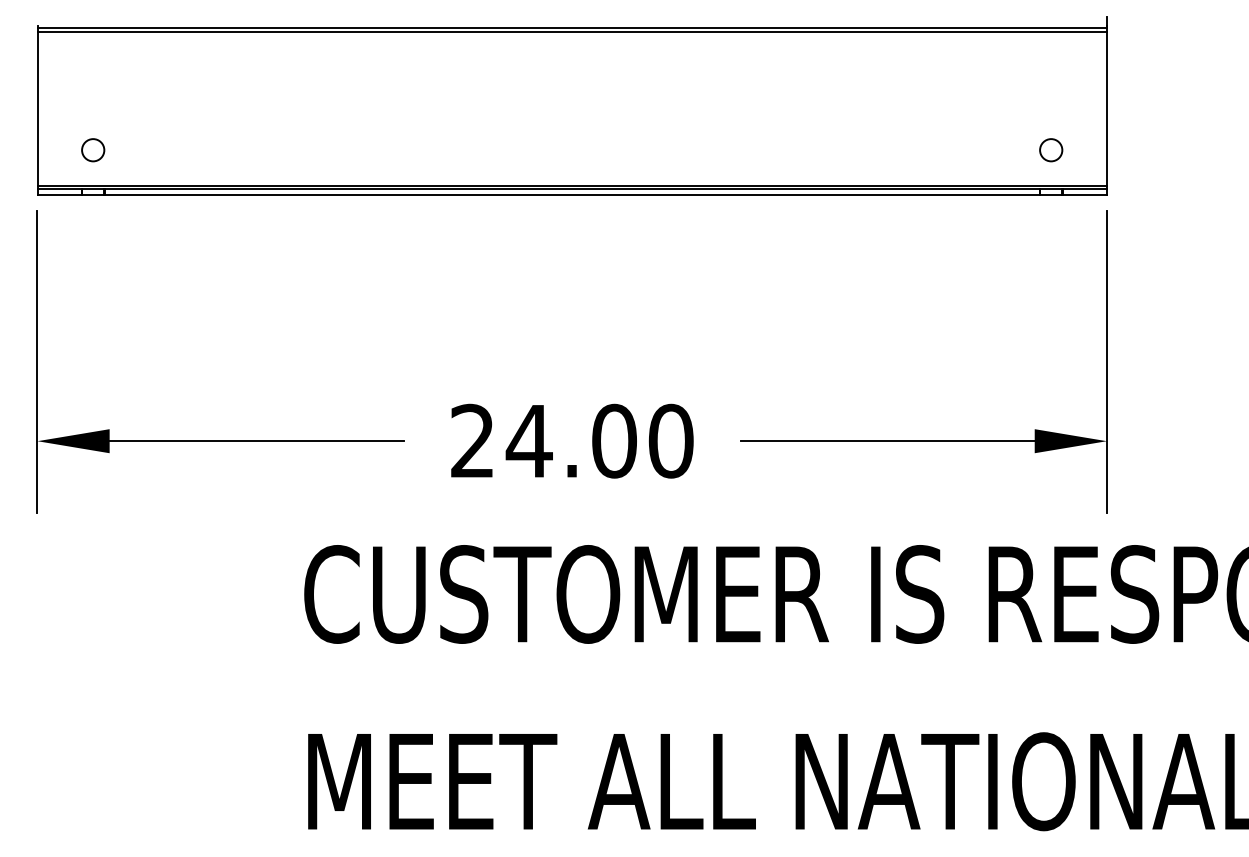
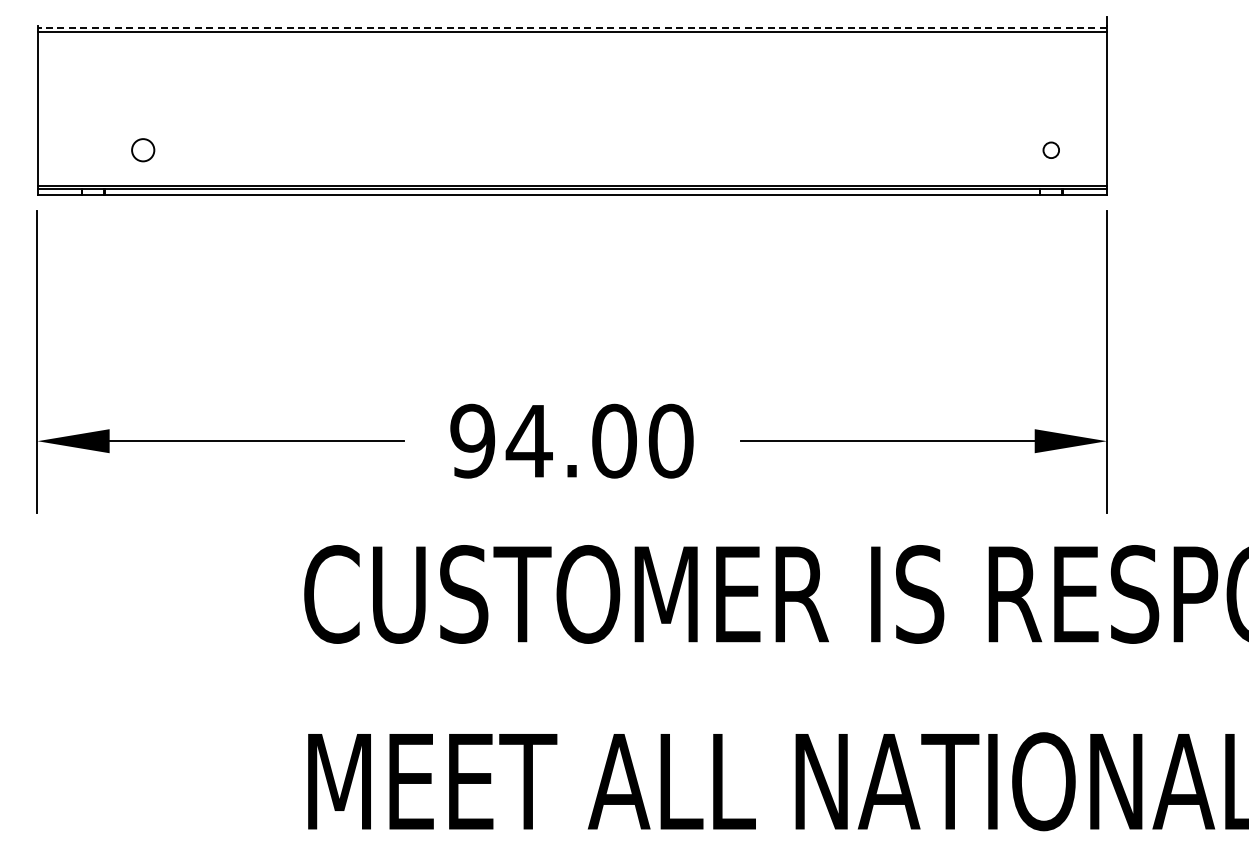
line: solid -> dashed (572, 27)
circle position: (93, 150) -> (143, 150) (143, 150)
circle size: 25x25 px -> 18x18 px (1050, 149)
text: 24.00 -> 94.00 (472, 440)
